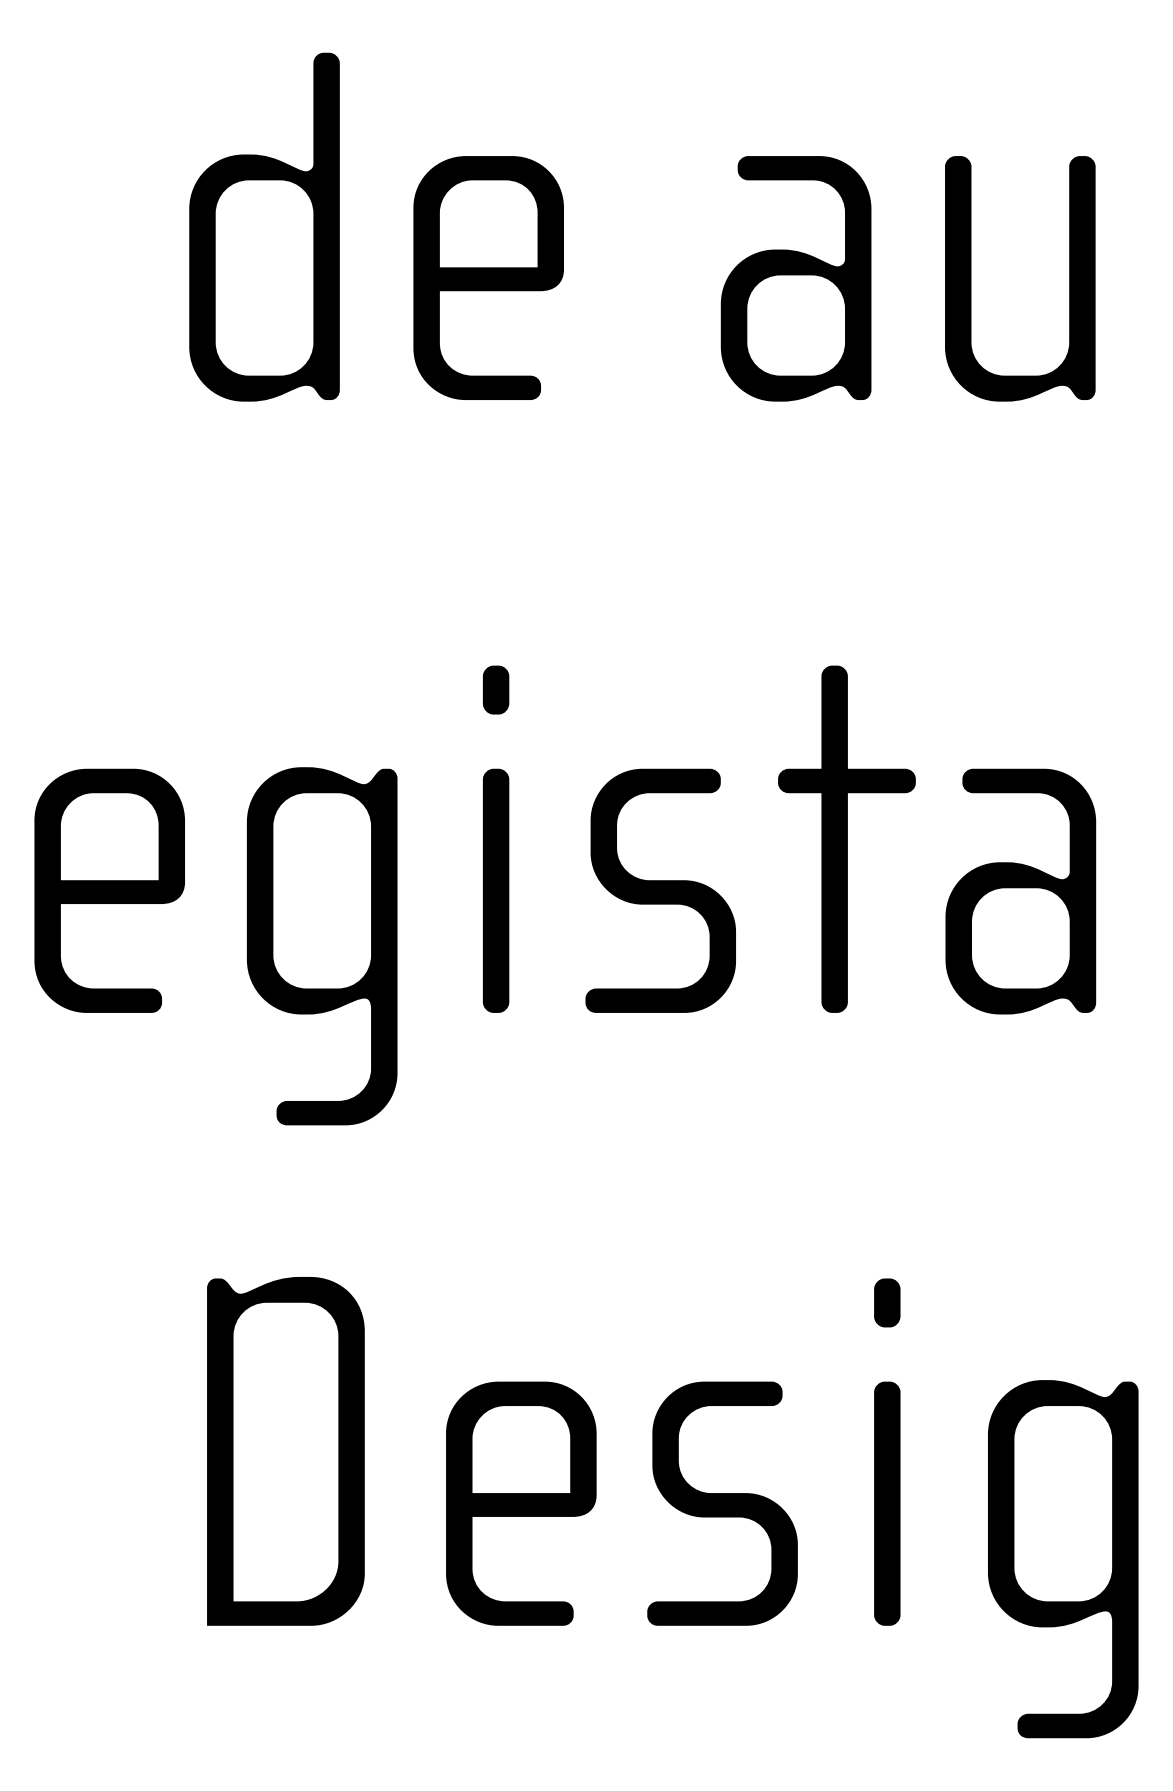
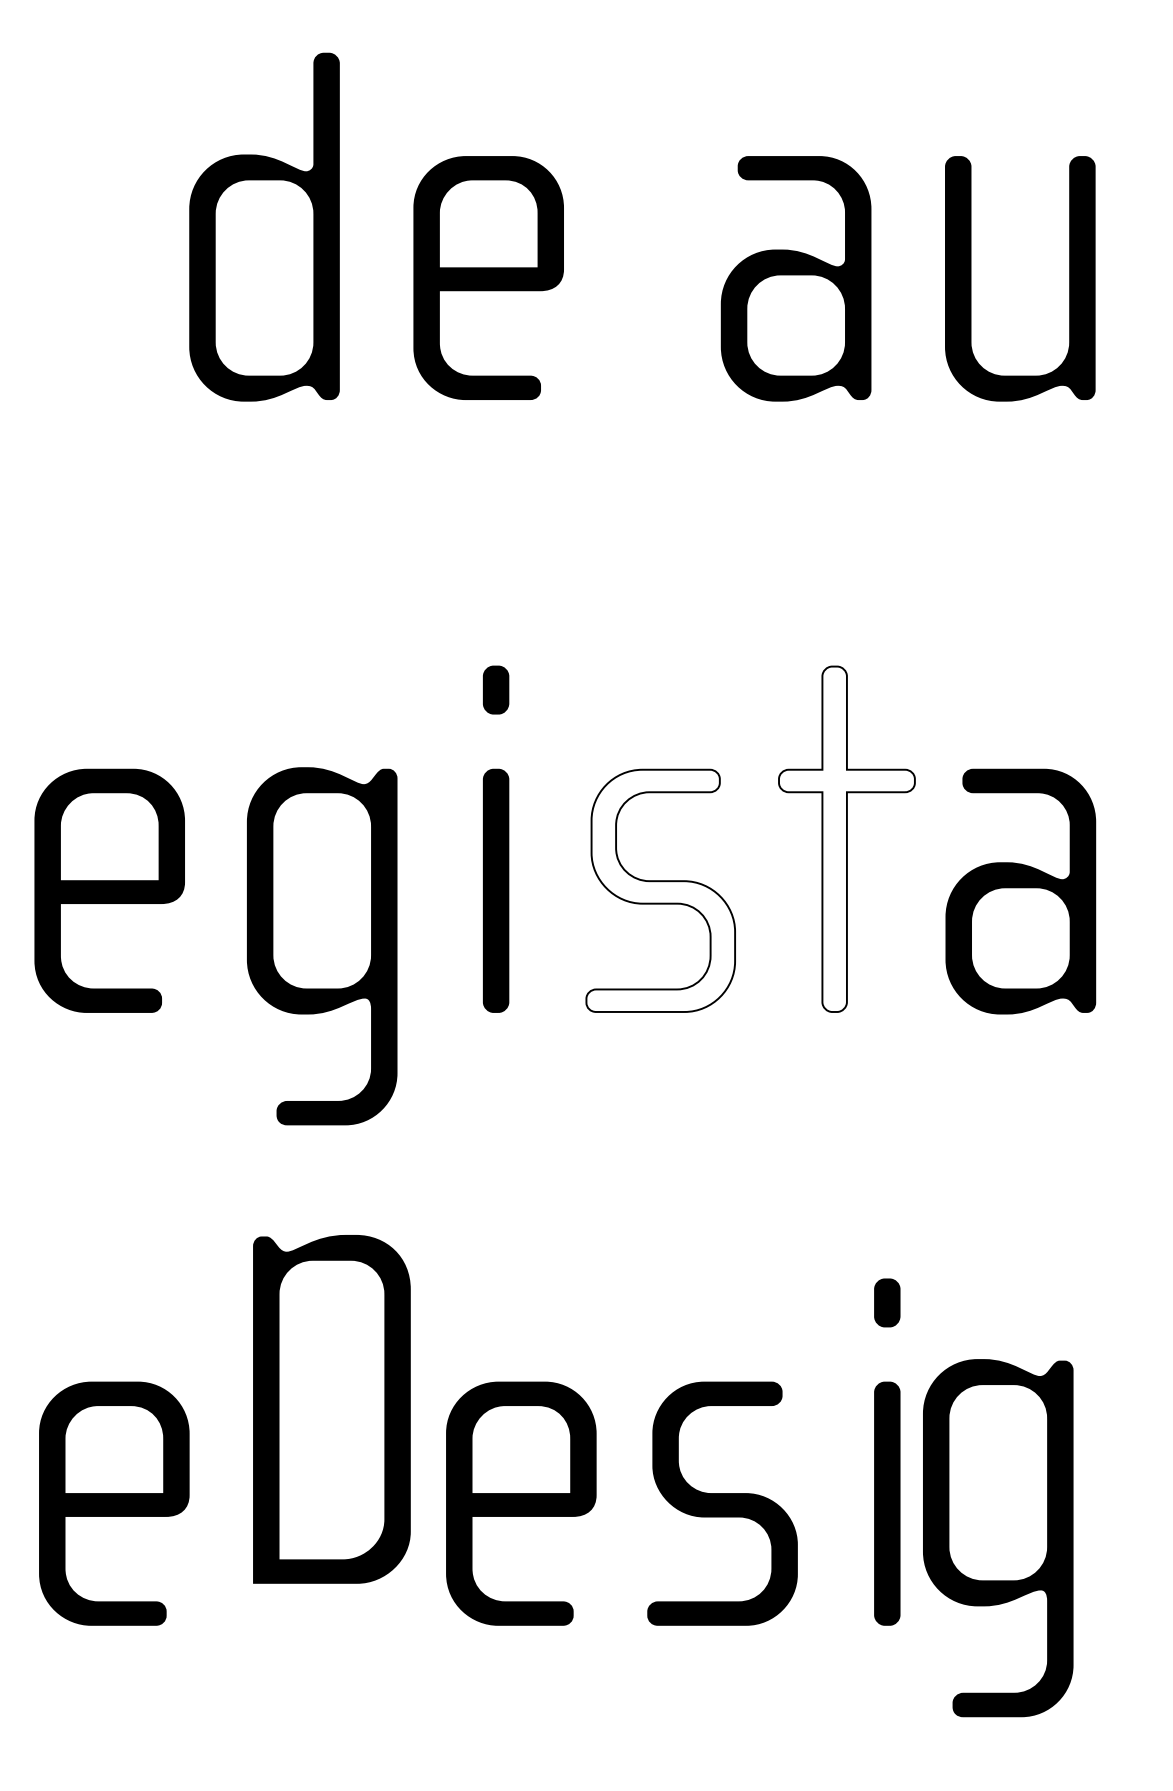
fill: present -> none (846, 838)
fill: present -> none (660, 890)
part position: (285, 1451) -> (331, 1409) (331, 1409)
part: none -> present (114, 1503)
part position: (1063, 1559) -> (998, 1538) (998, 1538)
